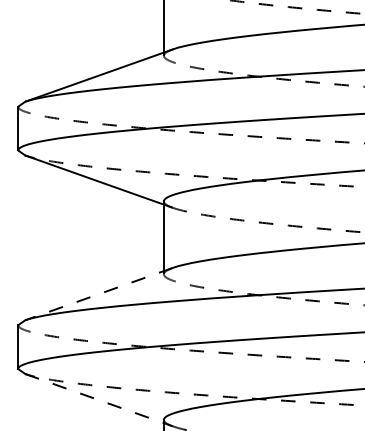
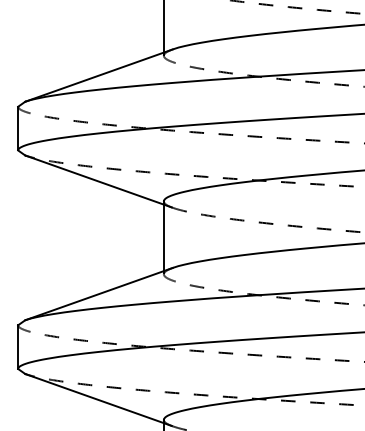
line: dashed -> solid (98, 294)
line: dashed -> solid (94, 398)
